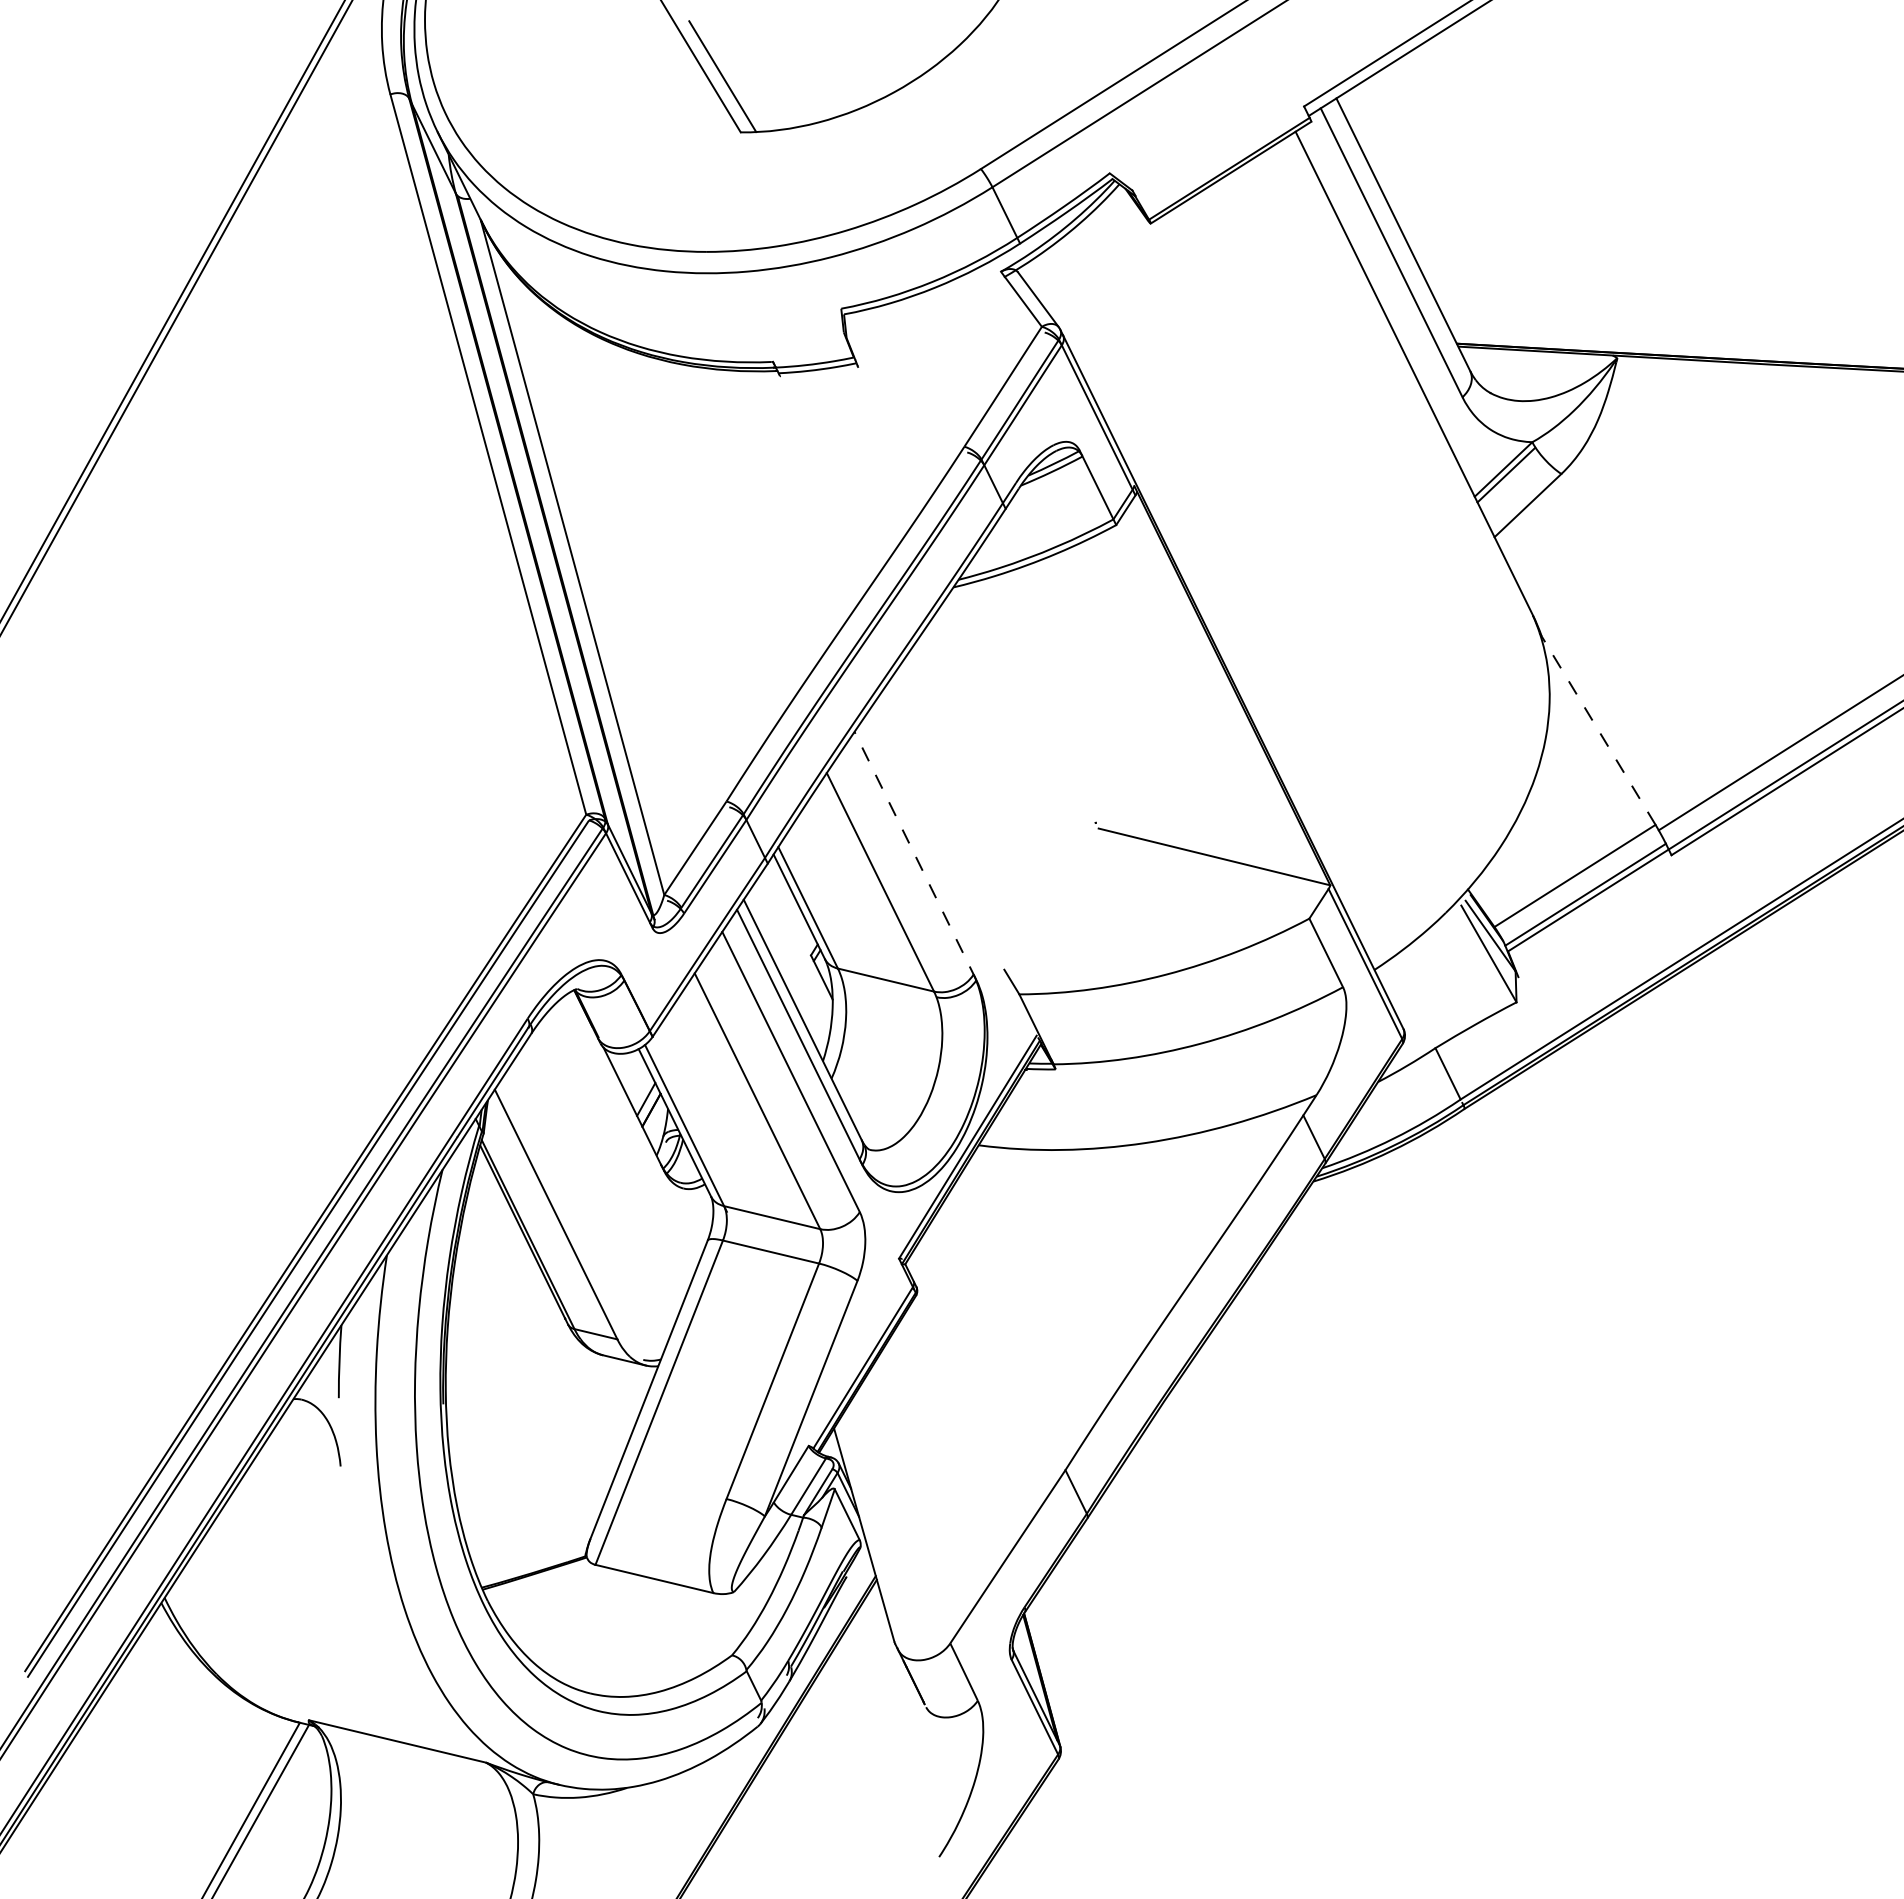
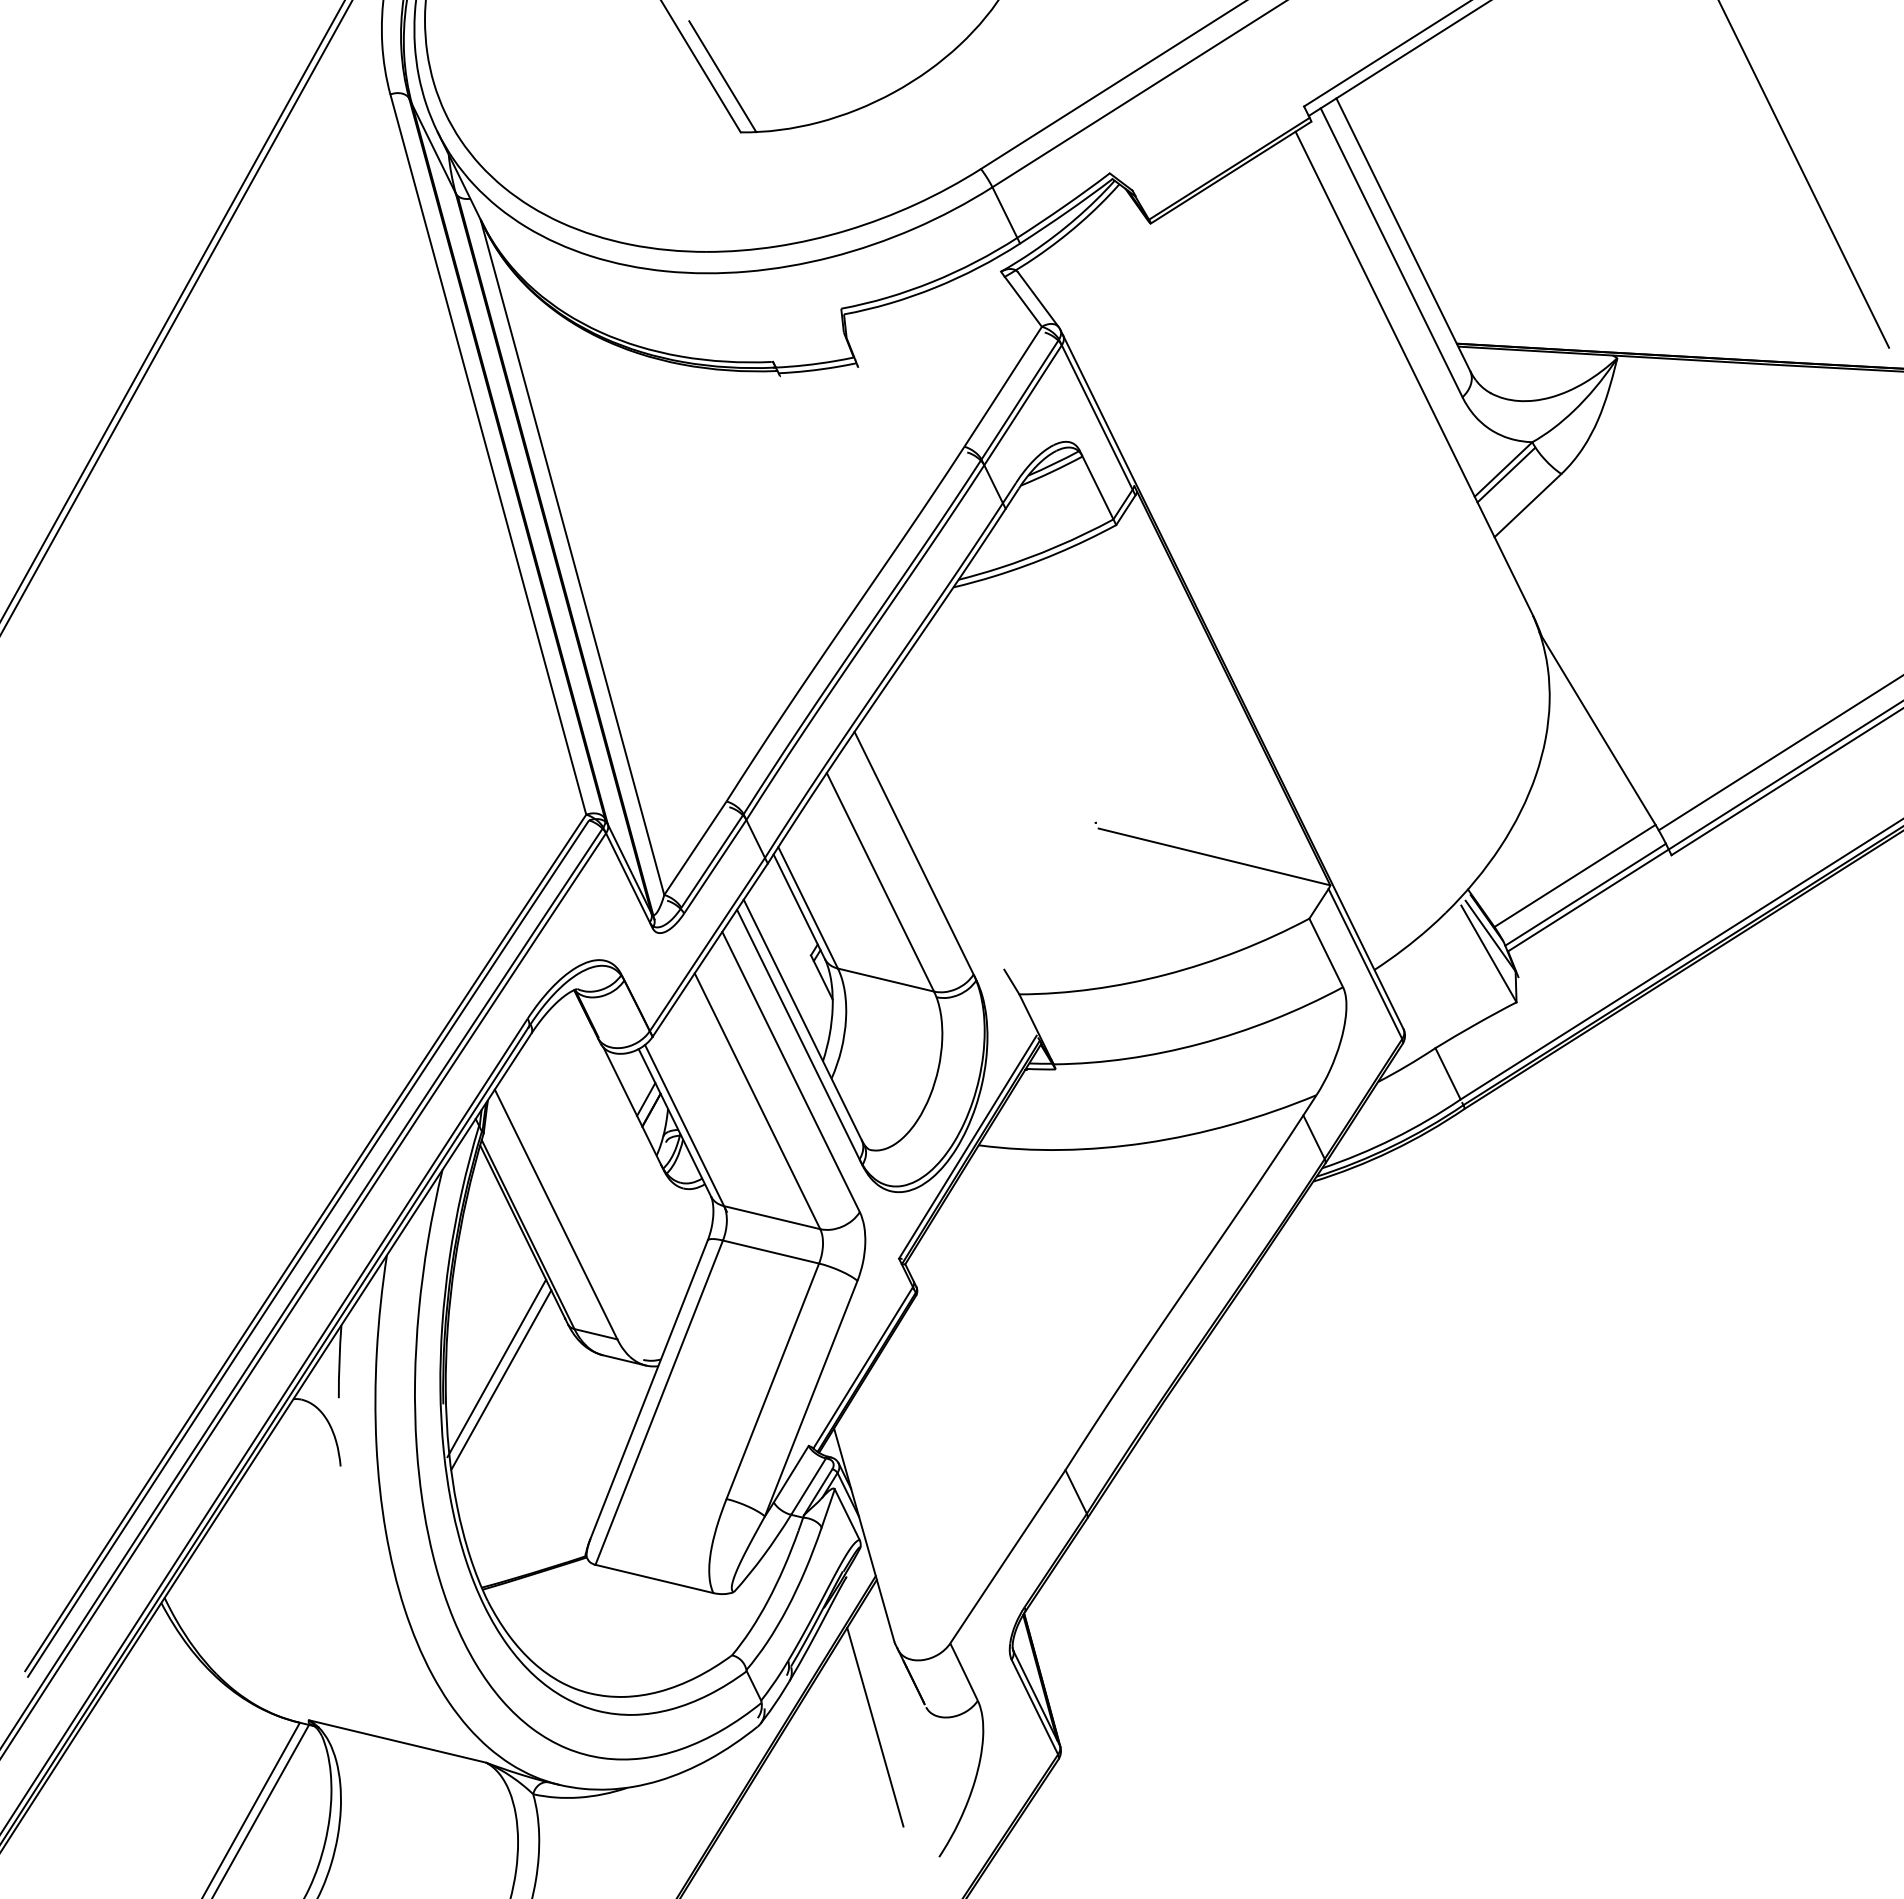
line: none -> present (1804, 174)
line: dashed -> solid (1597, 728)
line: dashed -> solid (915, 855)
line: none -> present (496, 1368)
line: none -> present (501, 1379)
line: none -> present (875, 1726)
